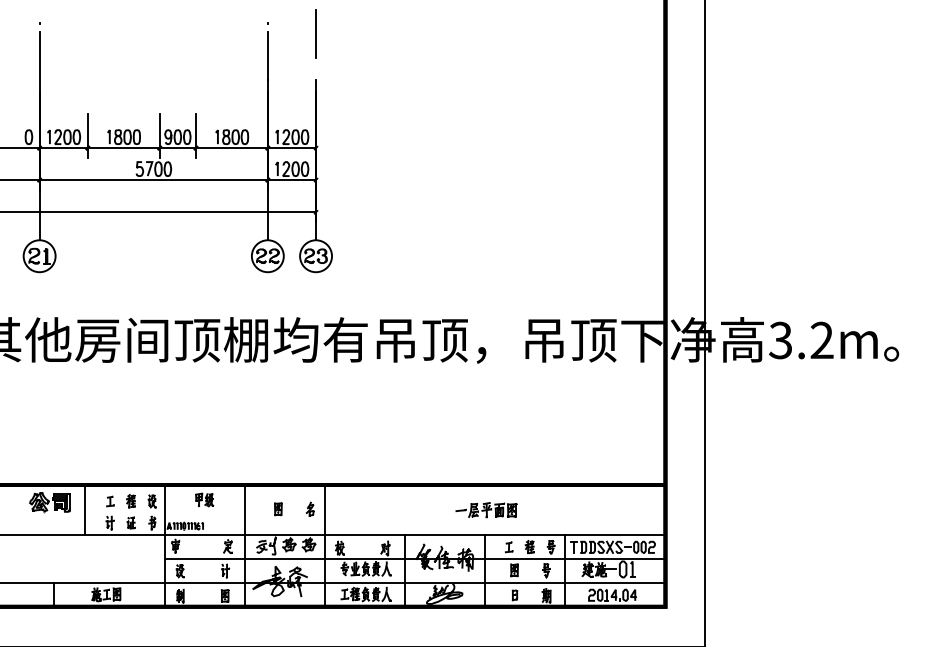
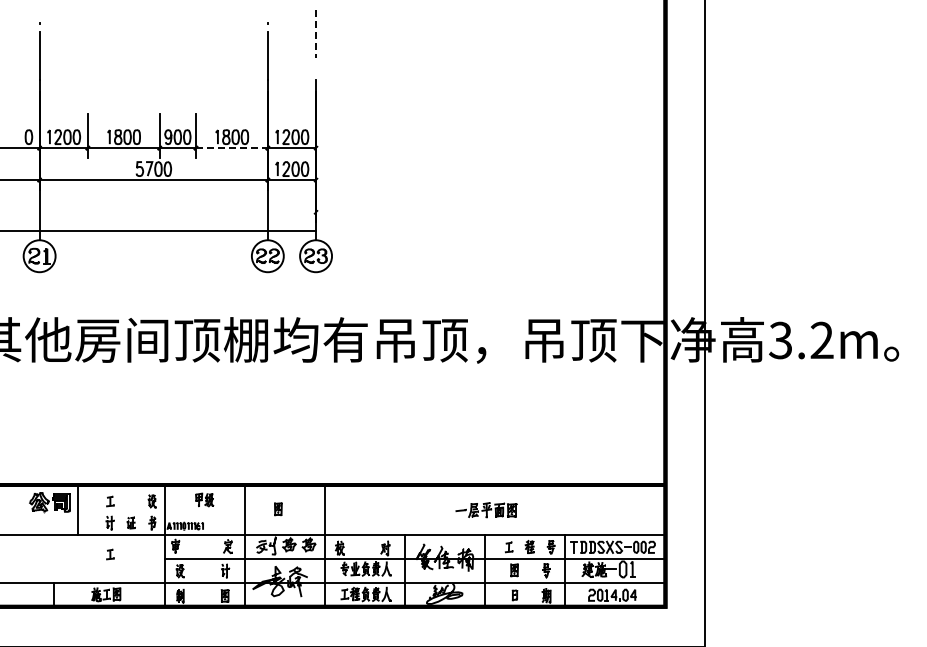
line: solid -> dashed (316, 34)
line: solid -> dashed (231, 148)
line position: (159, 212) -> (159, 231) (159, 231)
part: present -> none (130, 501)
part: present -> none (309, 508)
line position: (85, 510) -> (78, 510) (78, 510)
part: none -> present (110, 554)
